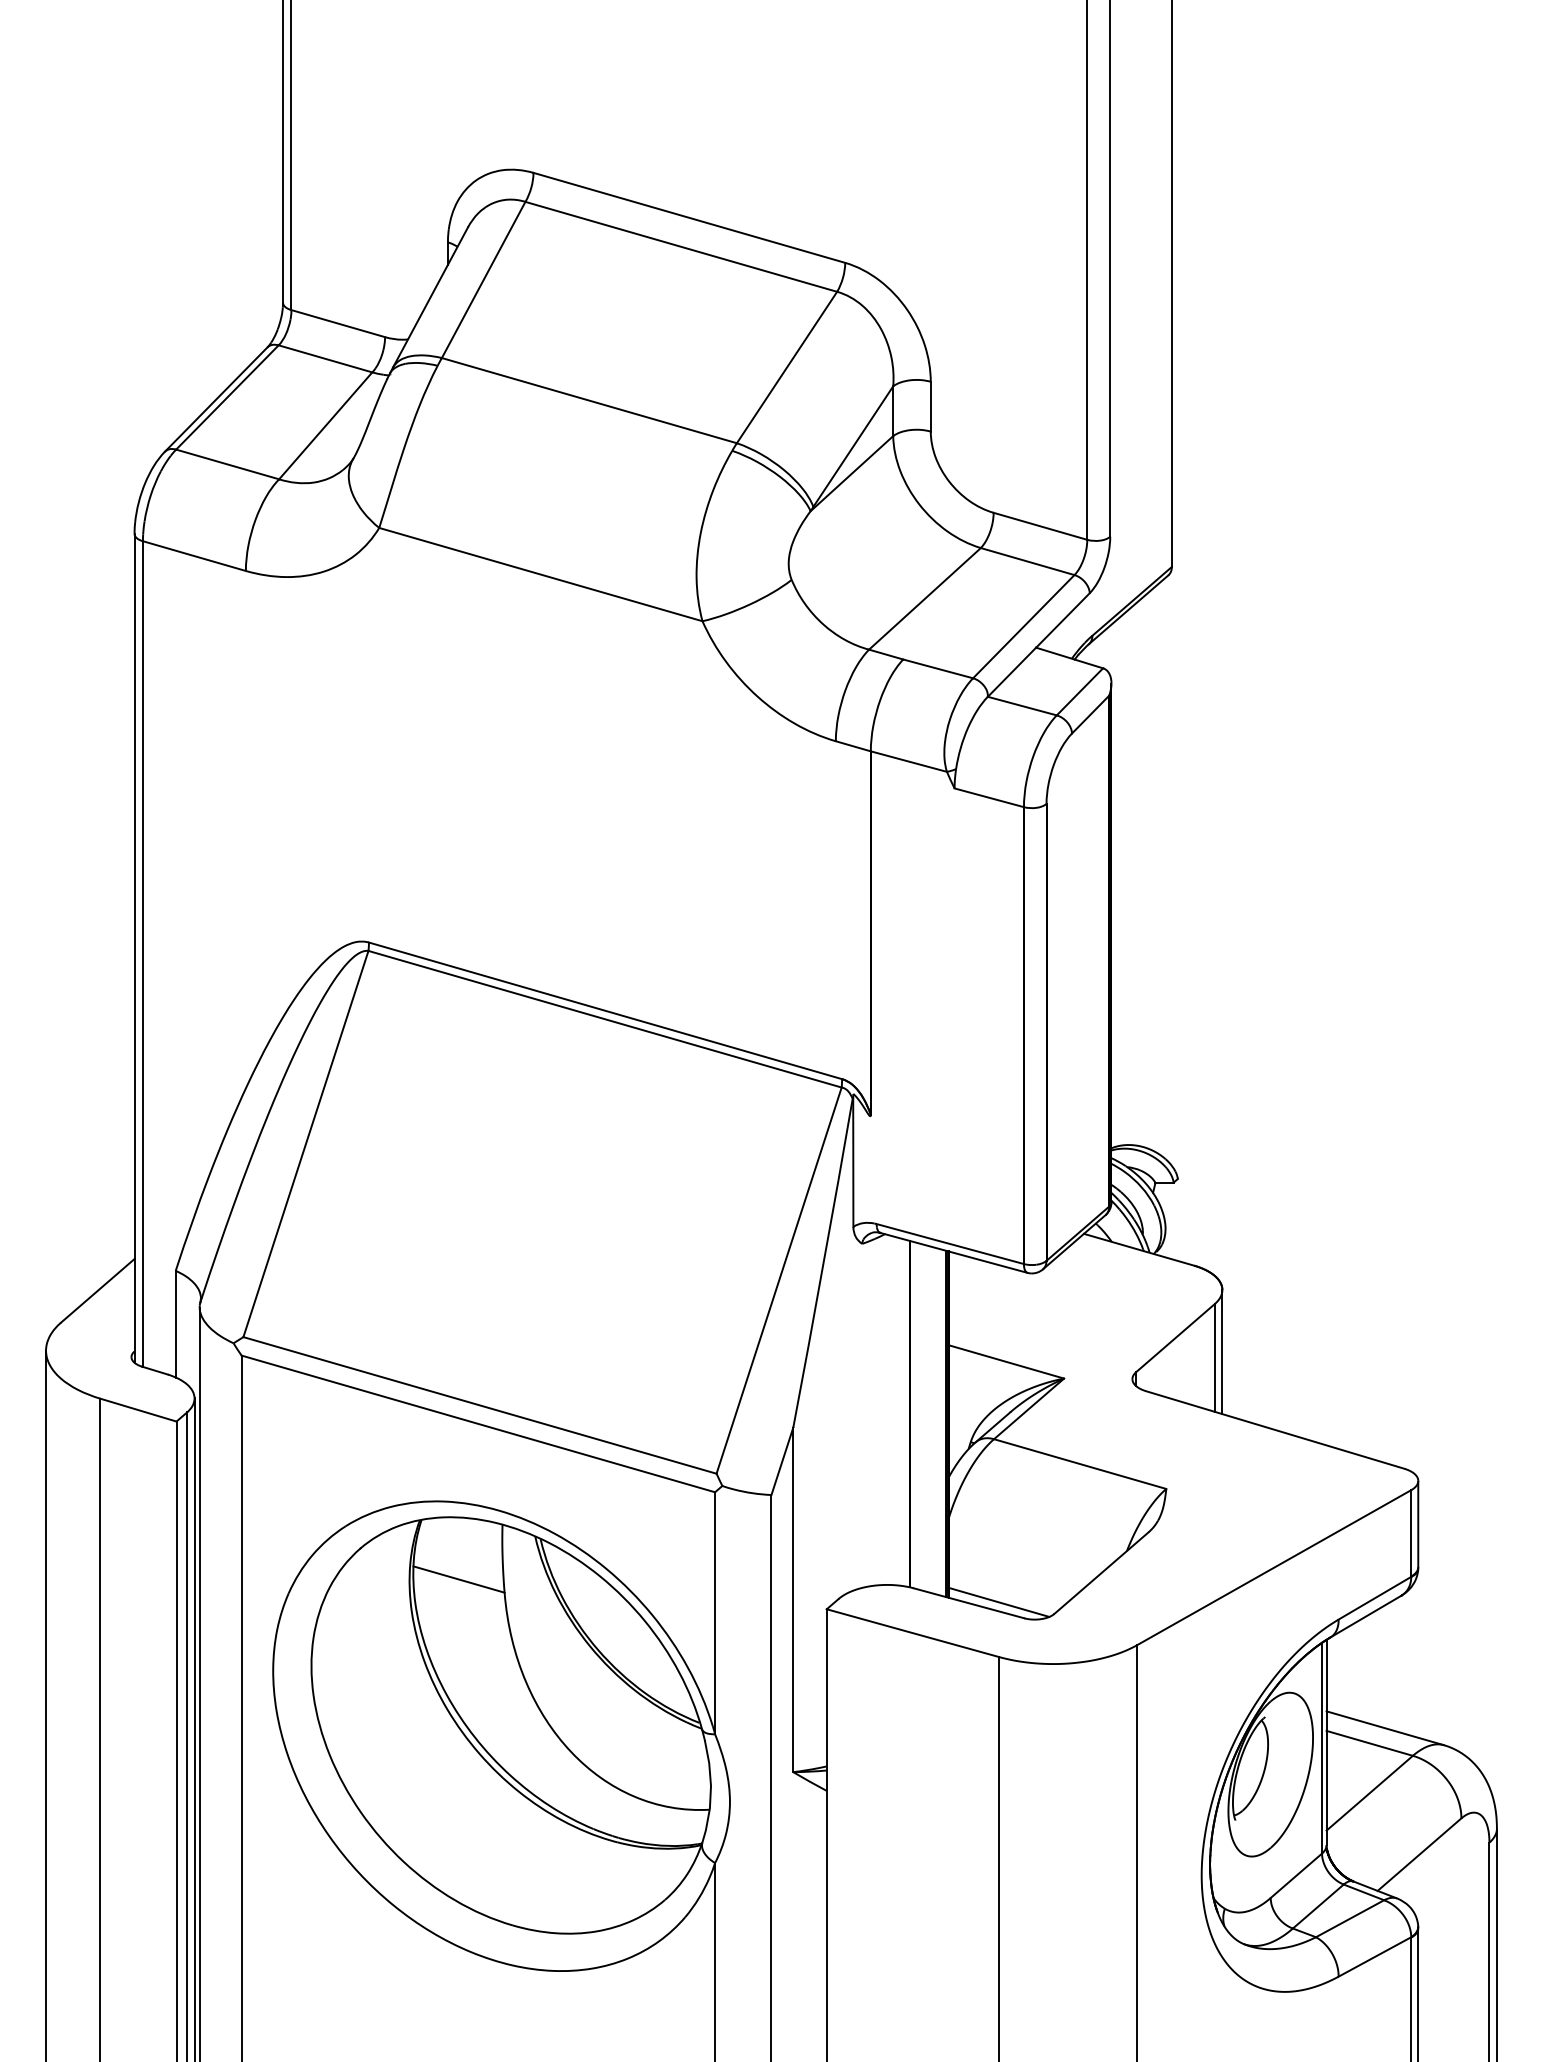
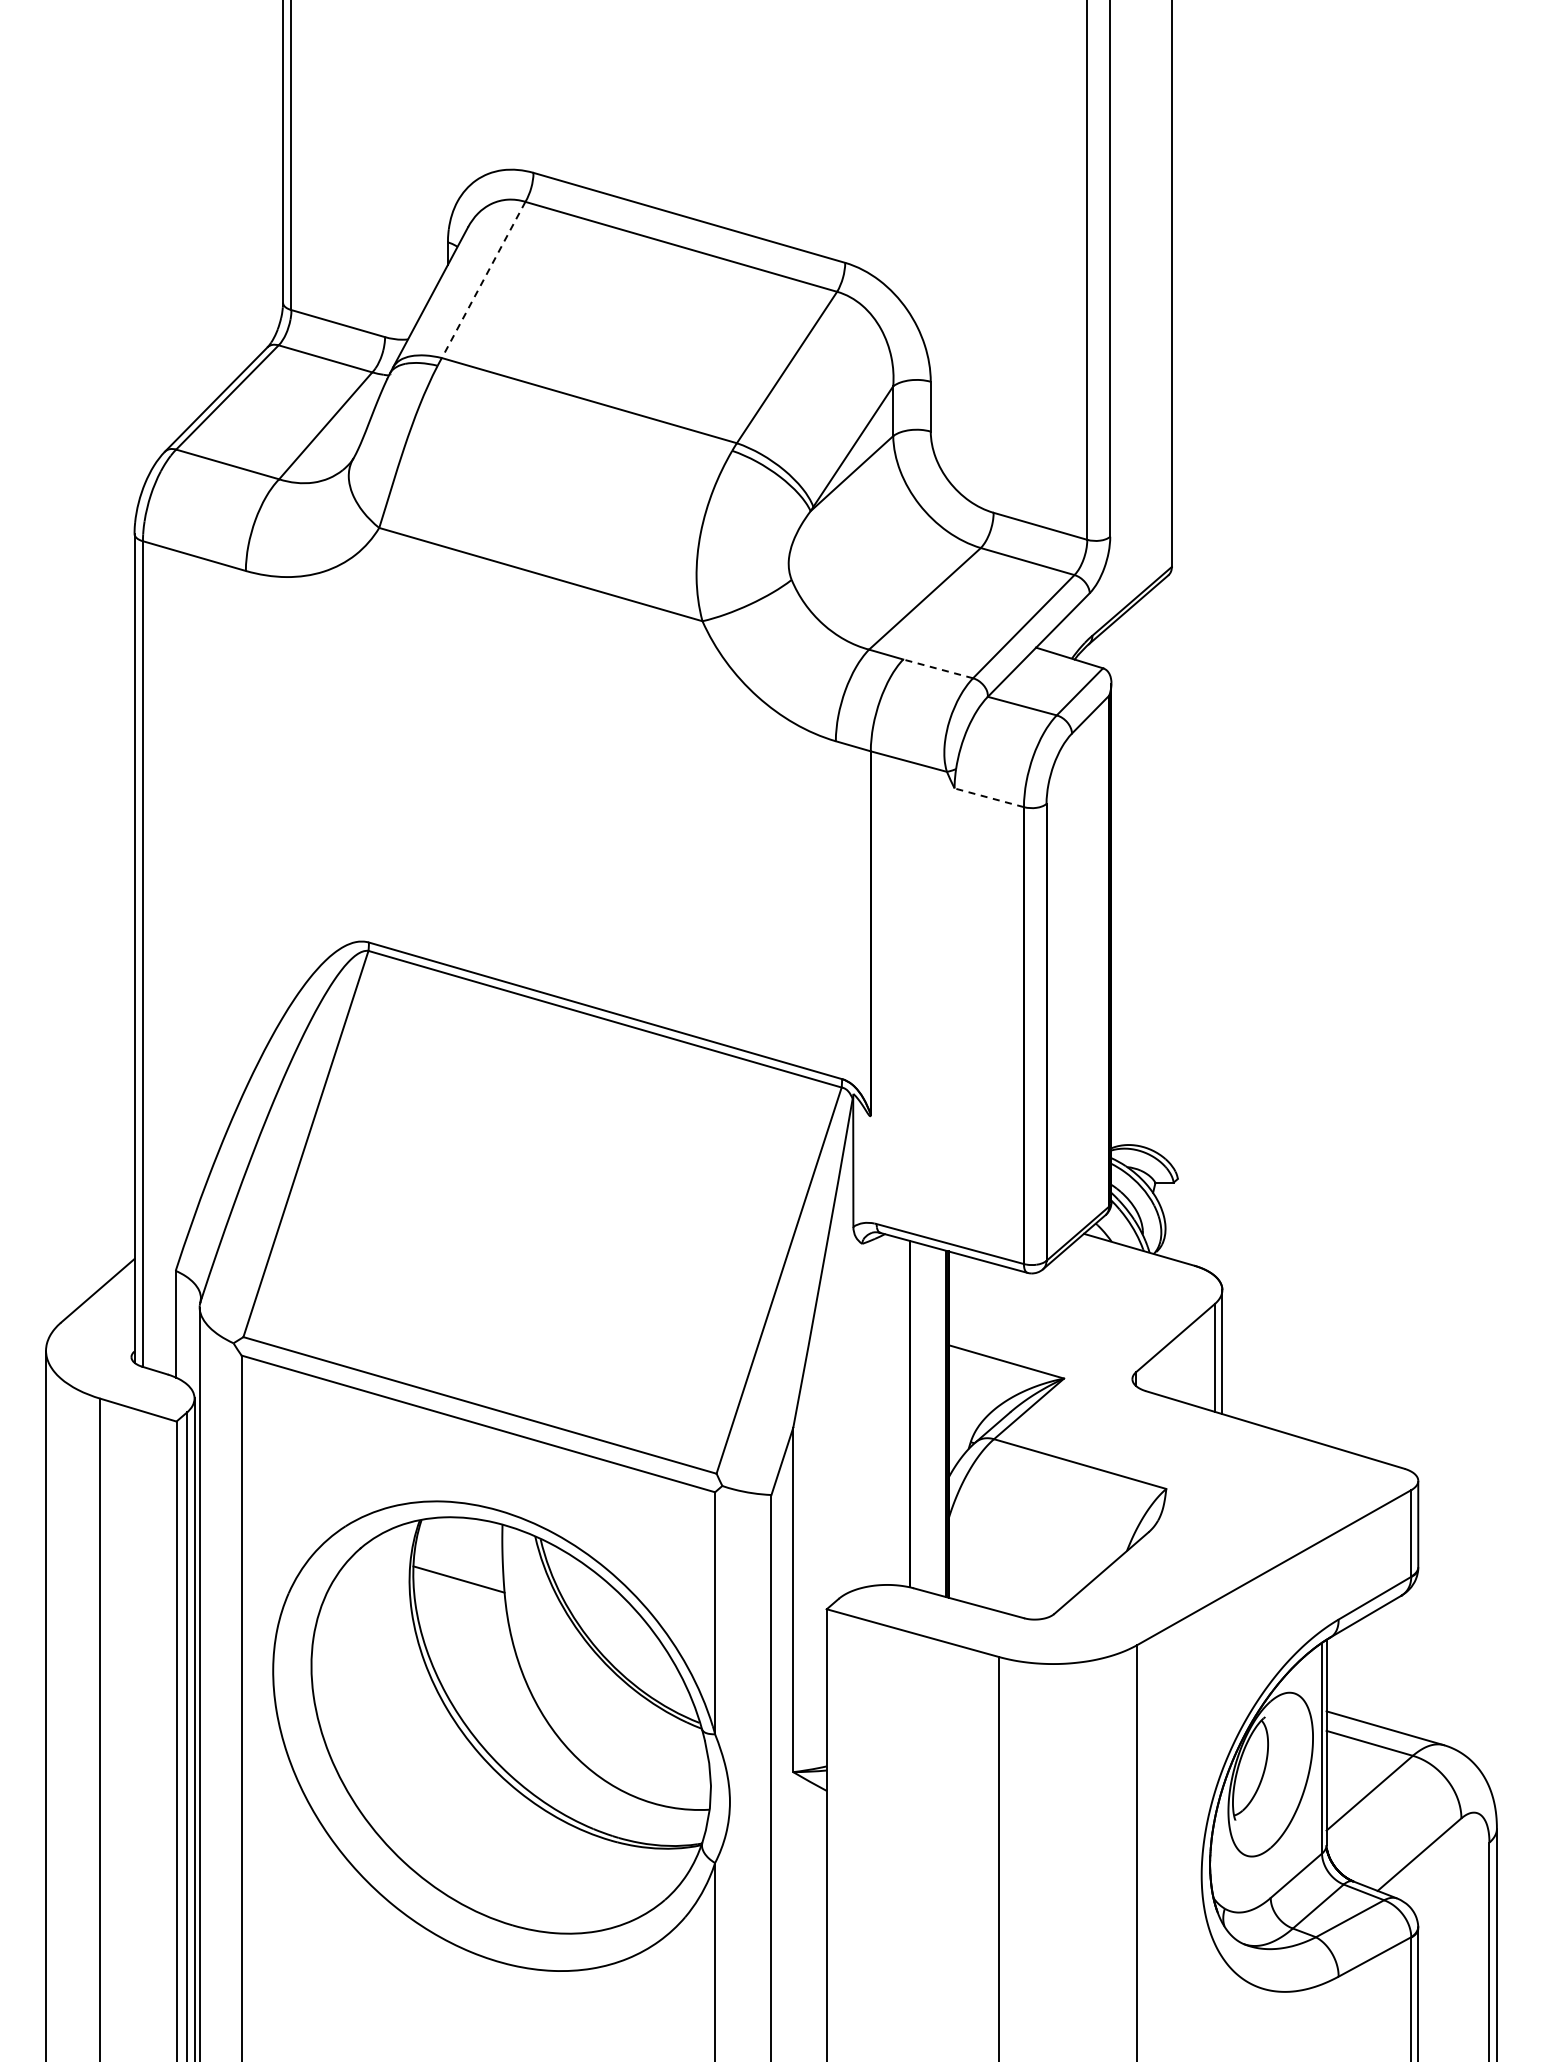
line: solid -> dashed (483, 279)
line: solid -> dashed (937, 668)
line: solid -> dashed (989, 797)
line: present -> none (998, 1601)
